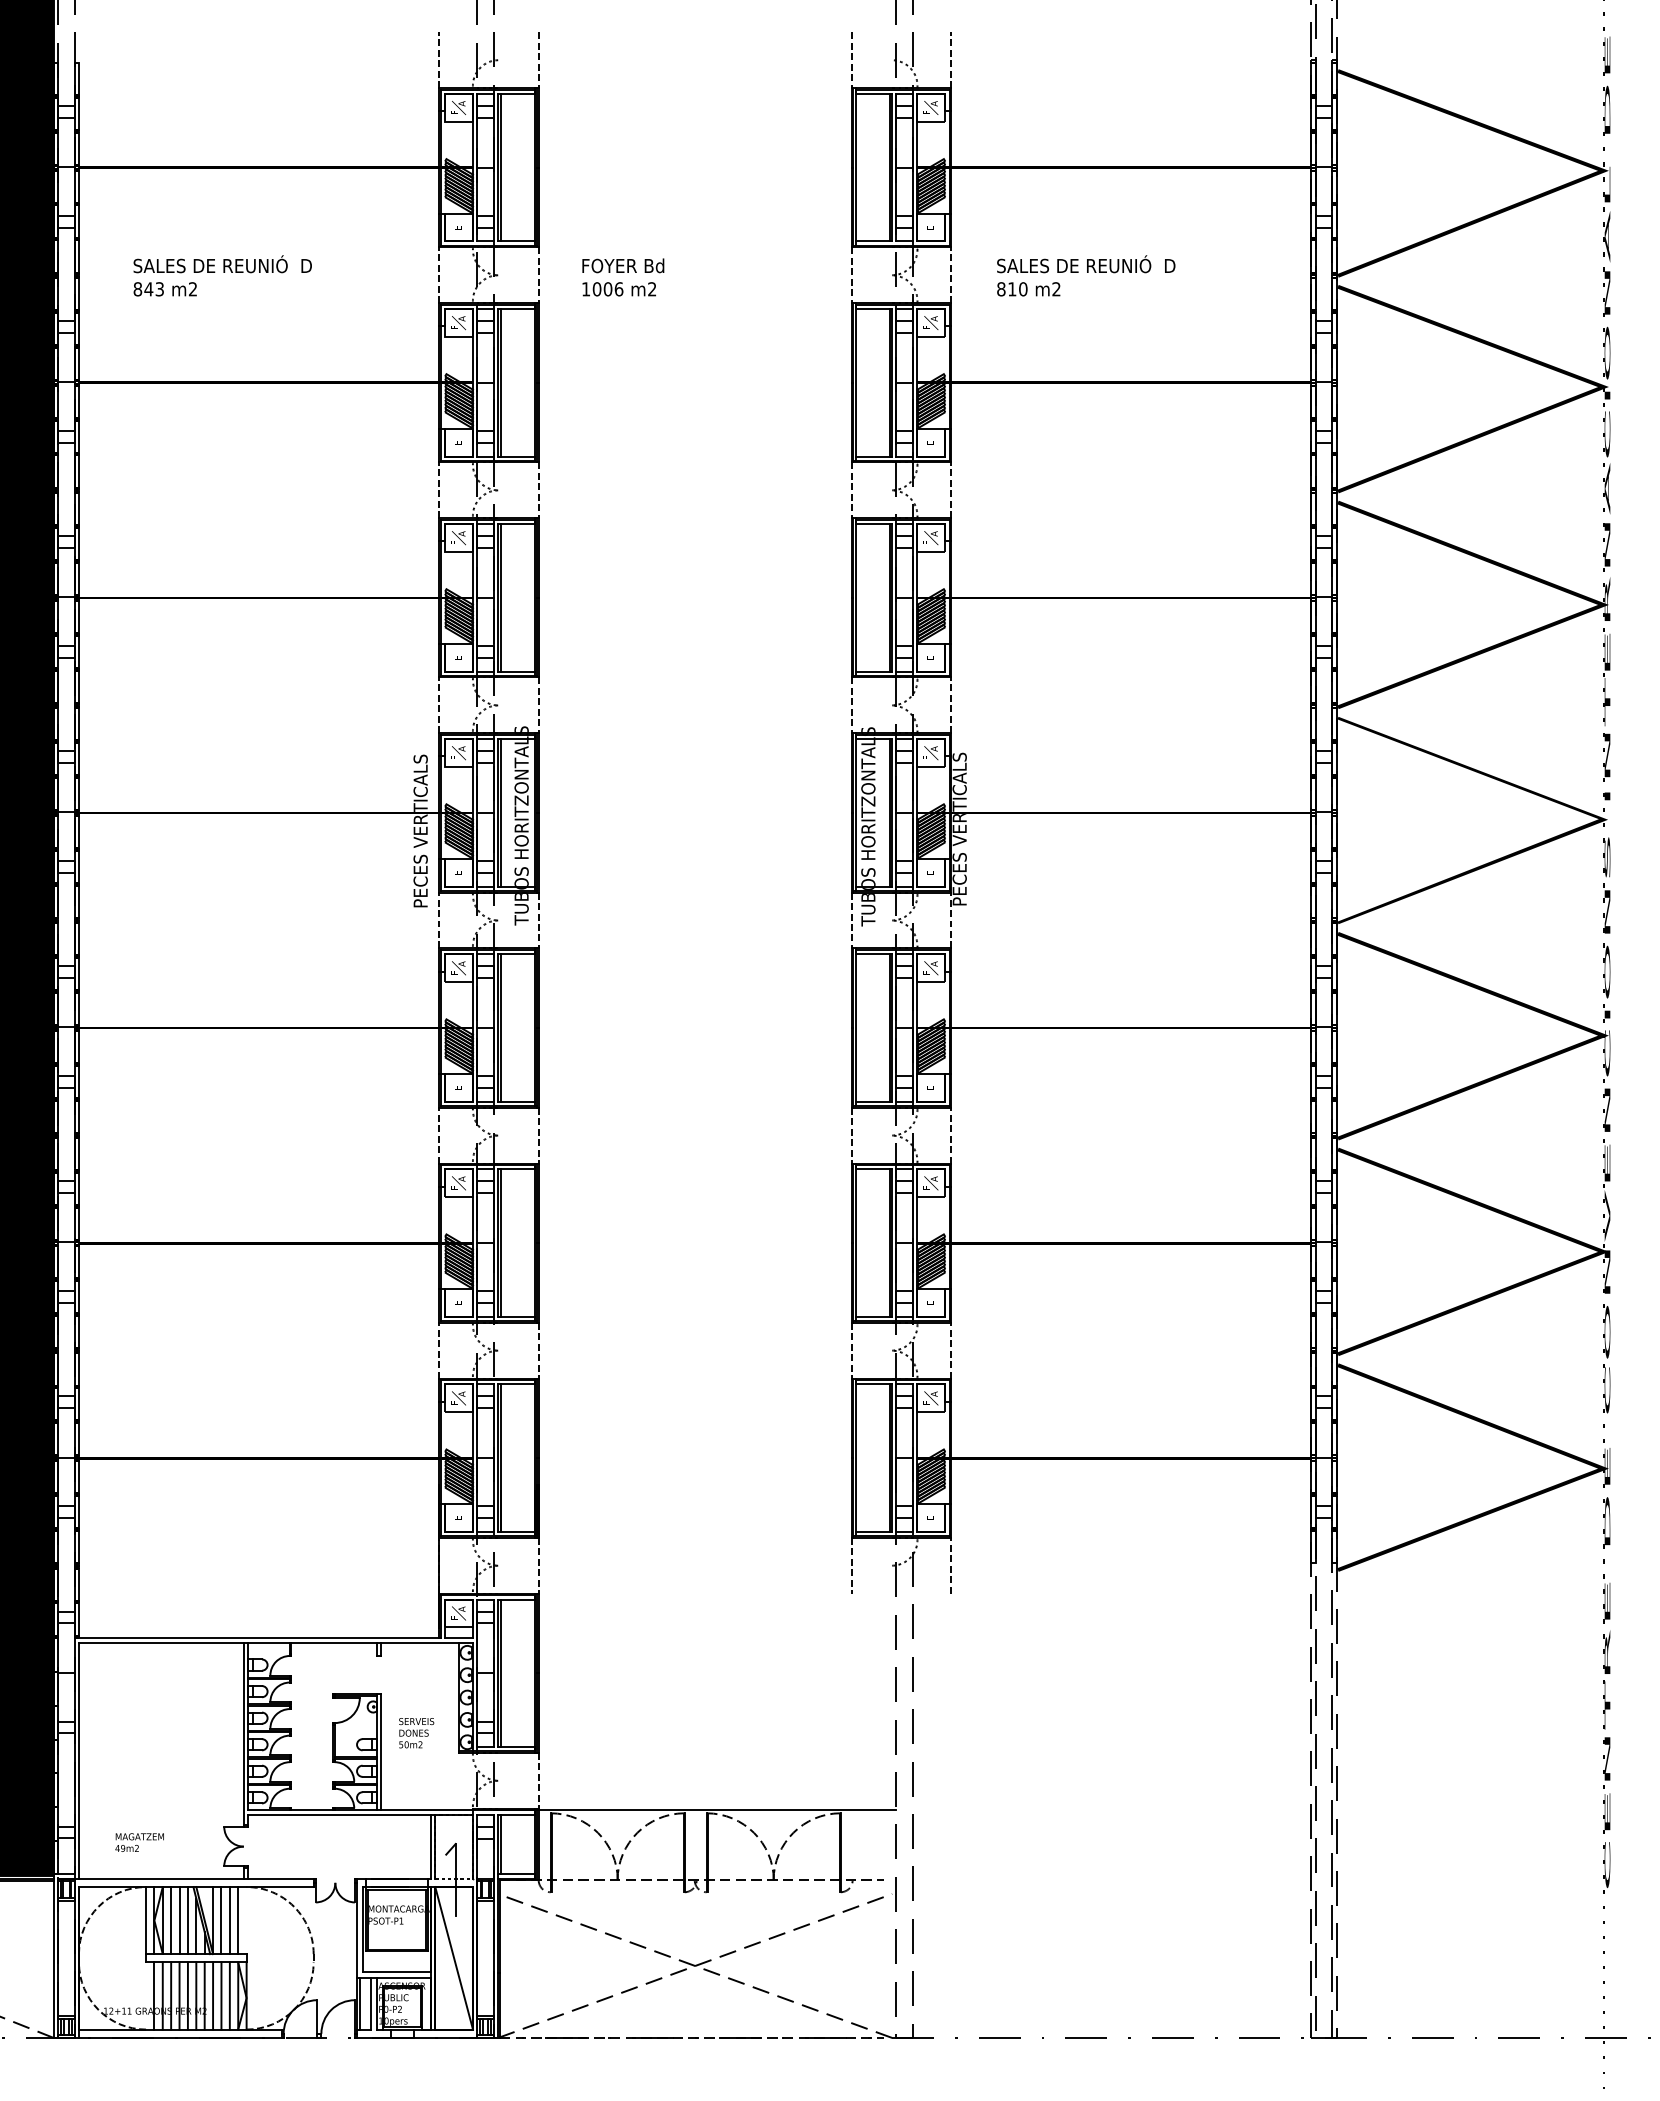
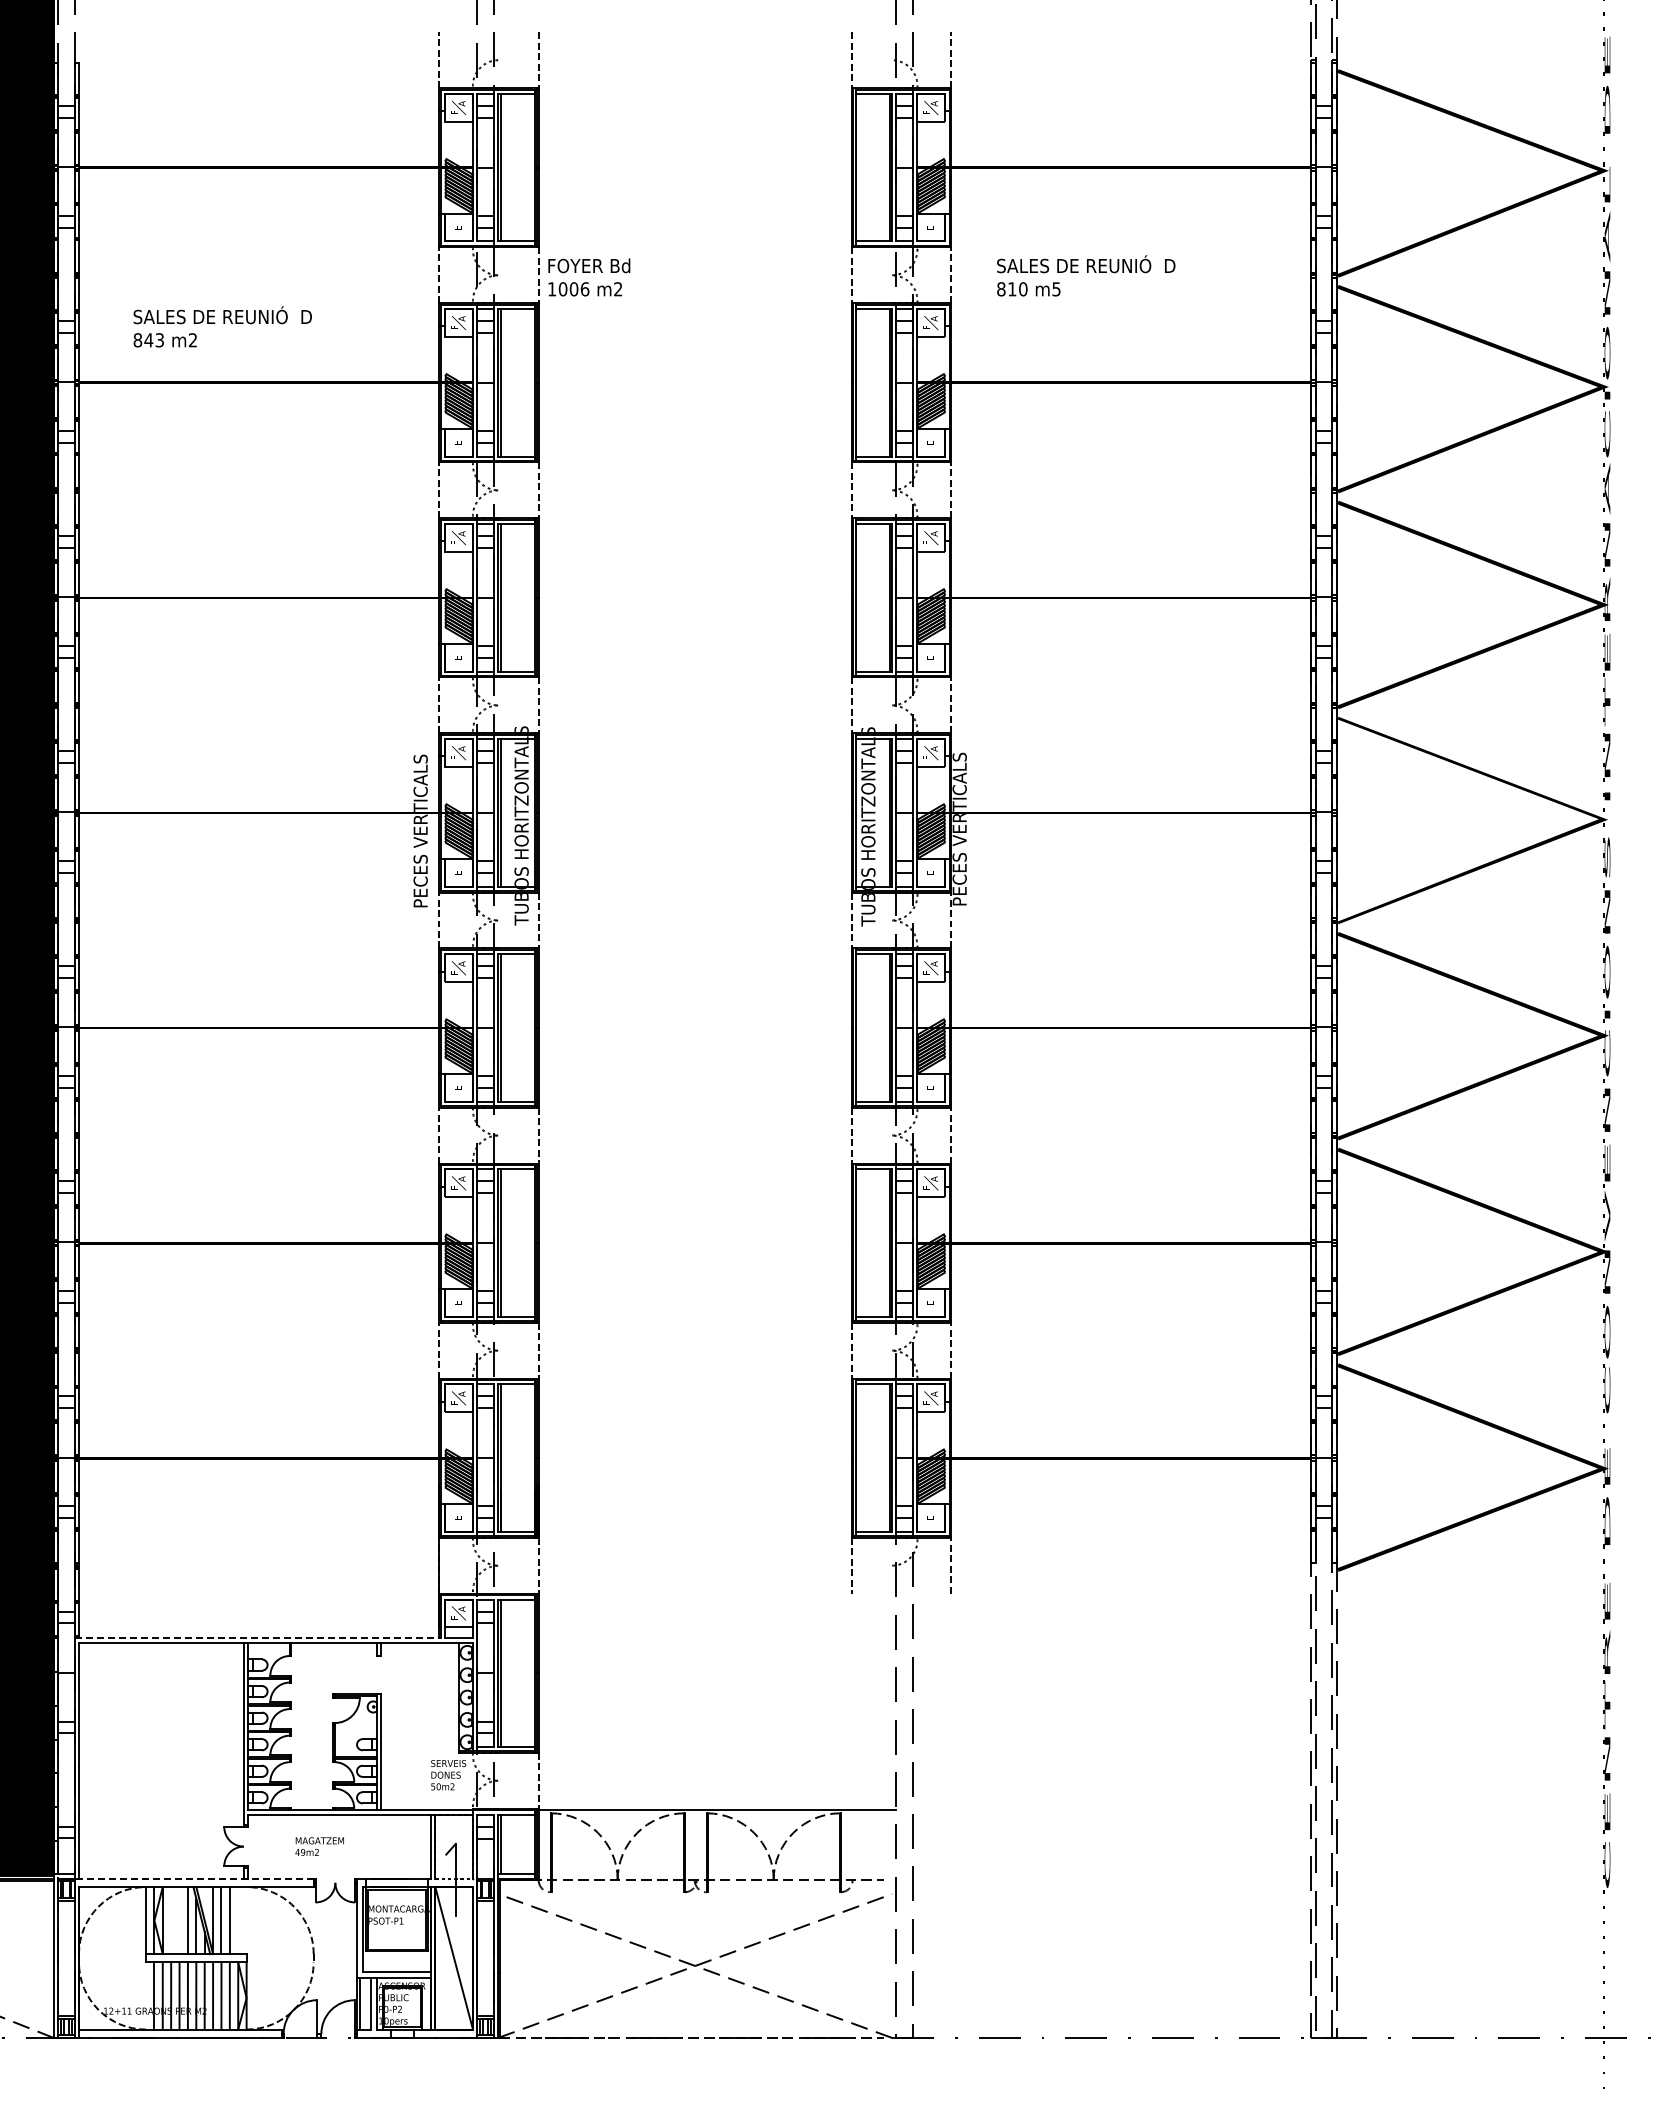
text position: (222, 275) -> (222, 326) (222, 326)
text position: (623, 277) -> (589, 277) (589, 277)
text: m2 -> m5 (1056, 289)
line: solid -> dashed (258, 1638)
text position: (416, 1733) -> (448, 1775) (448, 1775)
text position: (139, 1842) -> (319, 1846) (319, 1846)
line: solid -> dashed (193, 1878)
line: present -> none (171, 1920)
line: present -> none (179, 1920)
line: present -> none (238, 1920)
